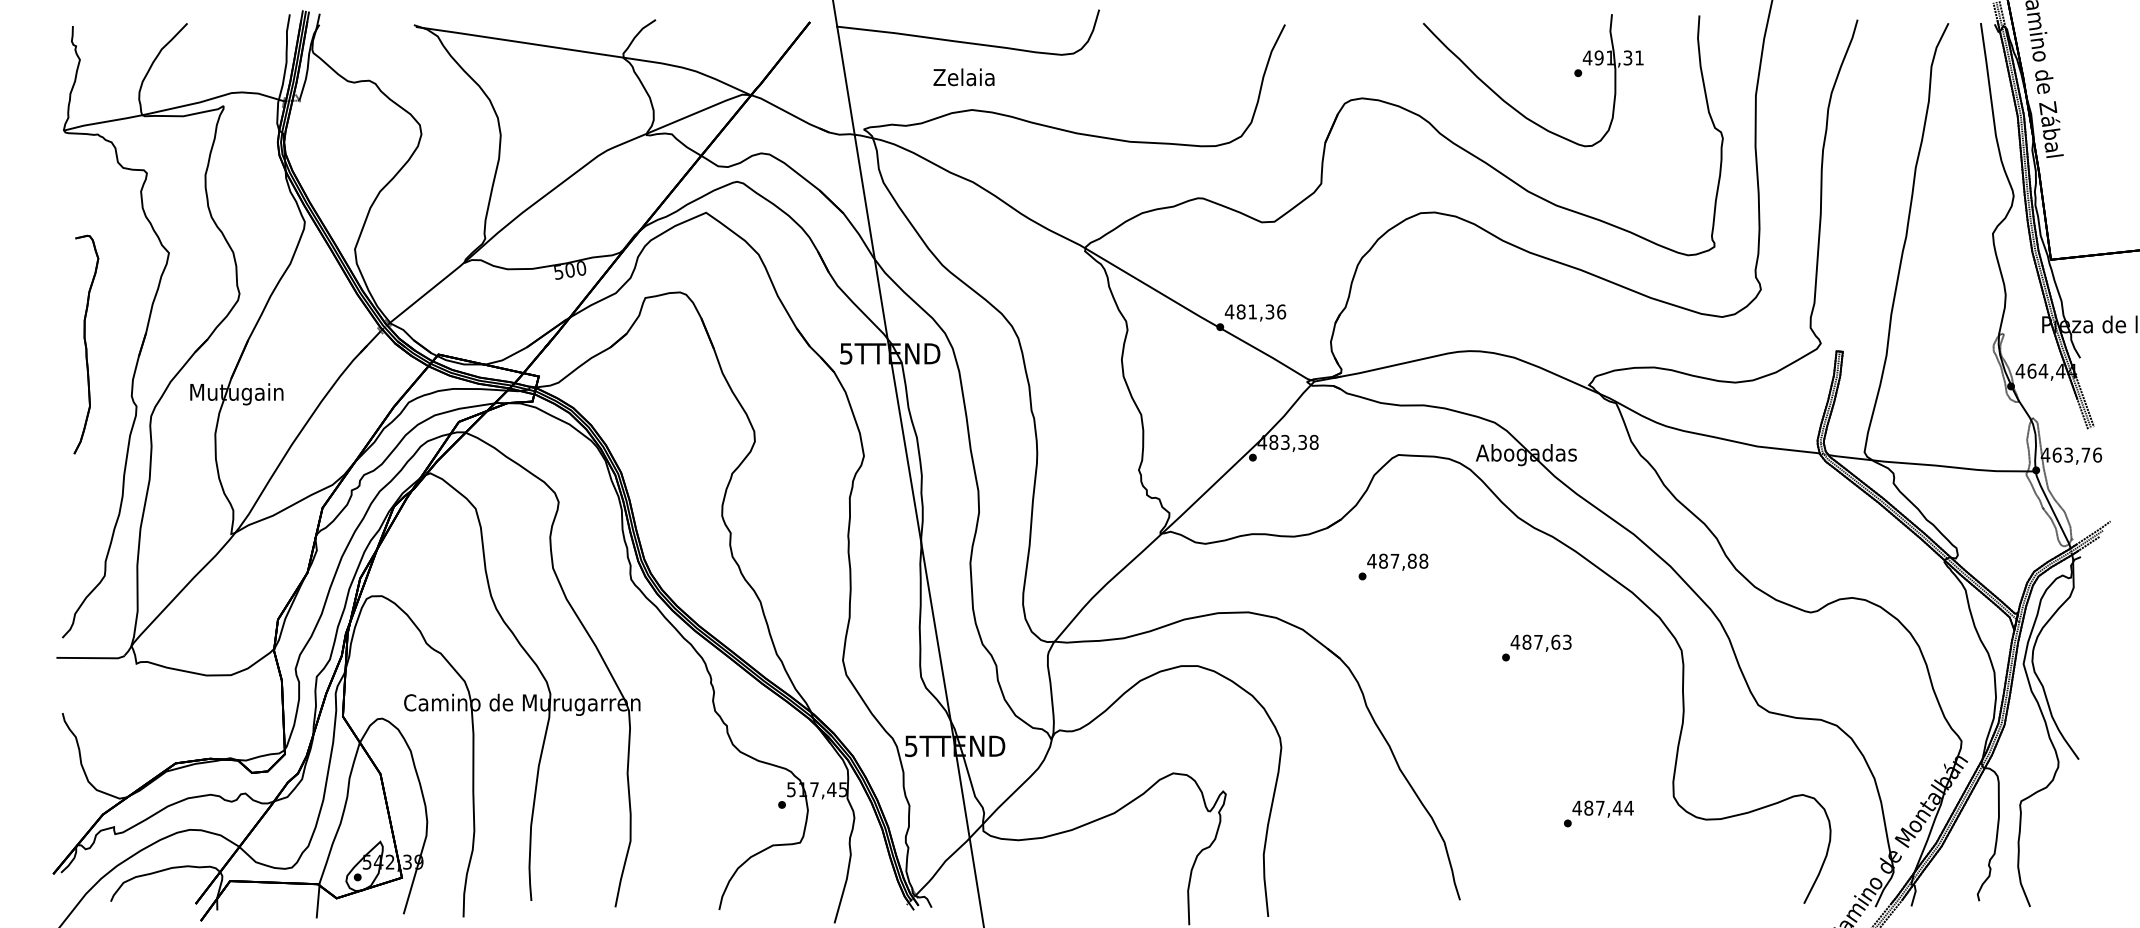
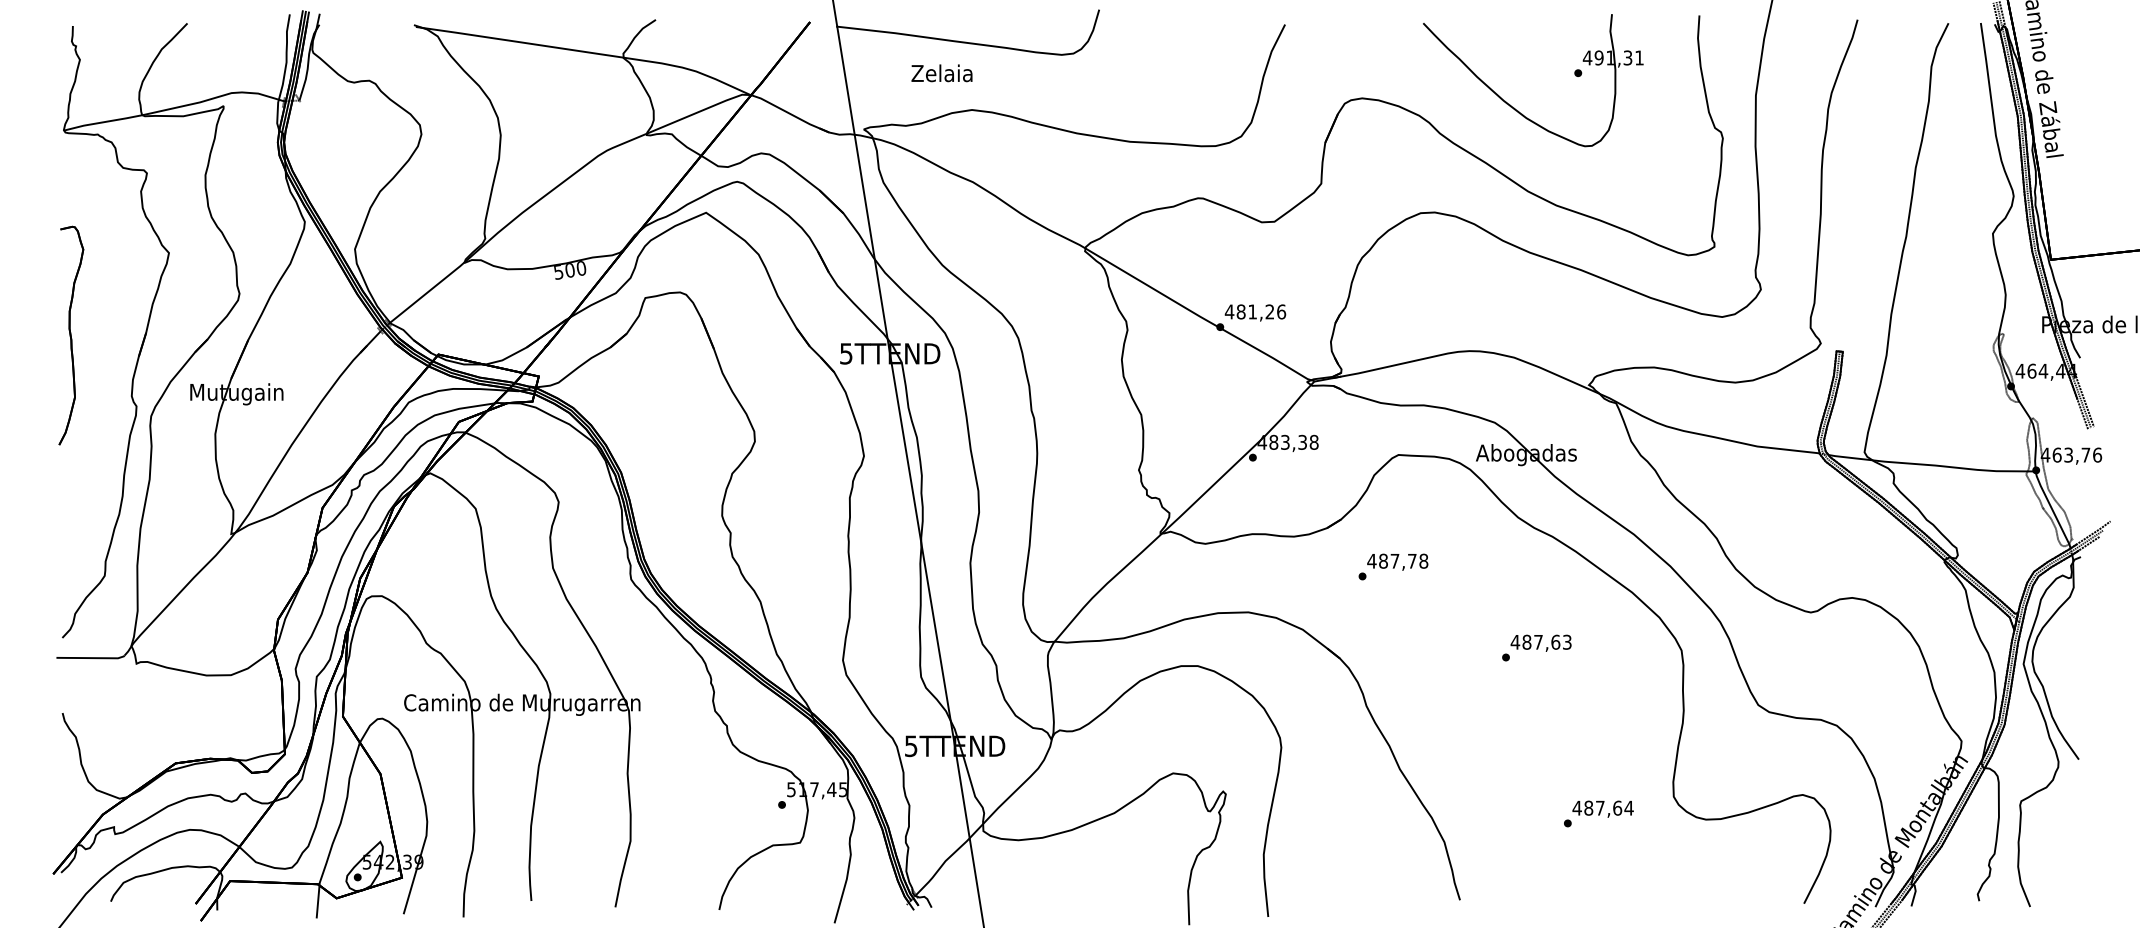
text position: (963, 77) -> (941, 73) (941, 73)
text: 481,36 -> 481,26 (1269, 311)
part position: (86, 344) -> (71, 335) (71, 335)
text: 487,88 -> 487,78 (1411, 560)
text: 487,44 -> 487,64 (1617, 807)
